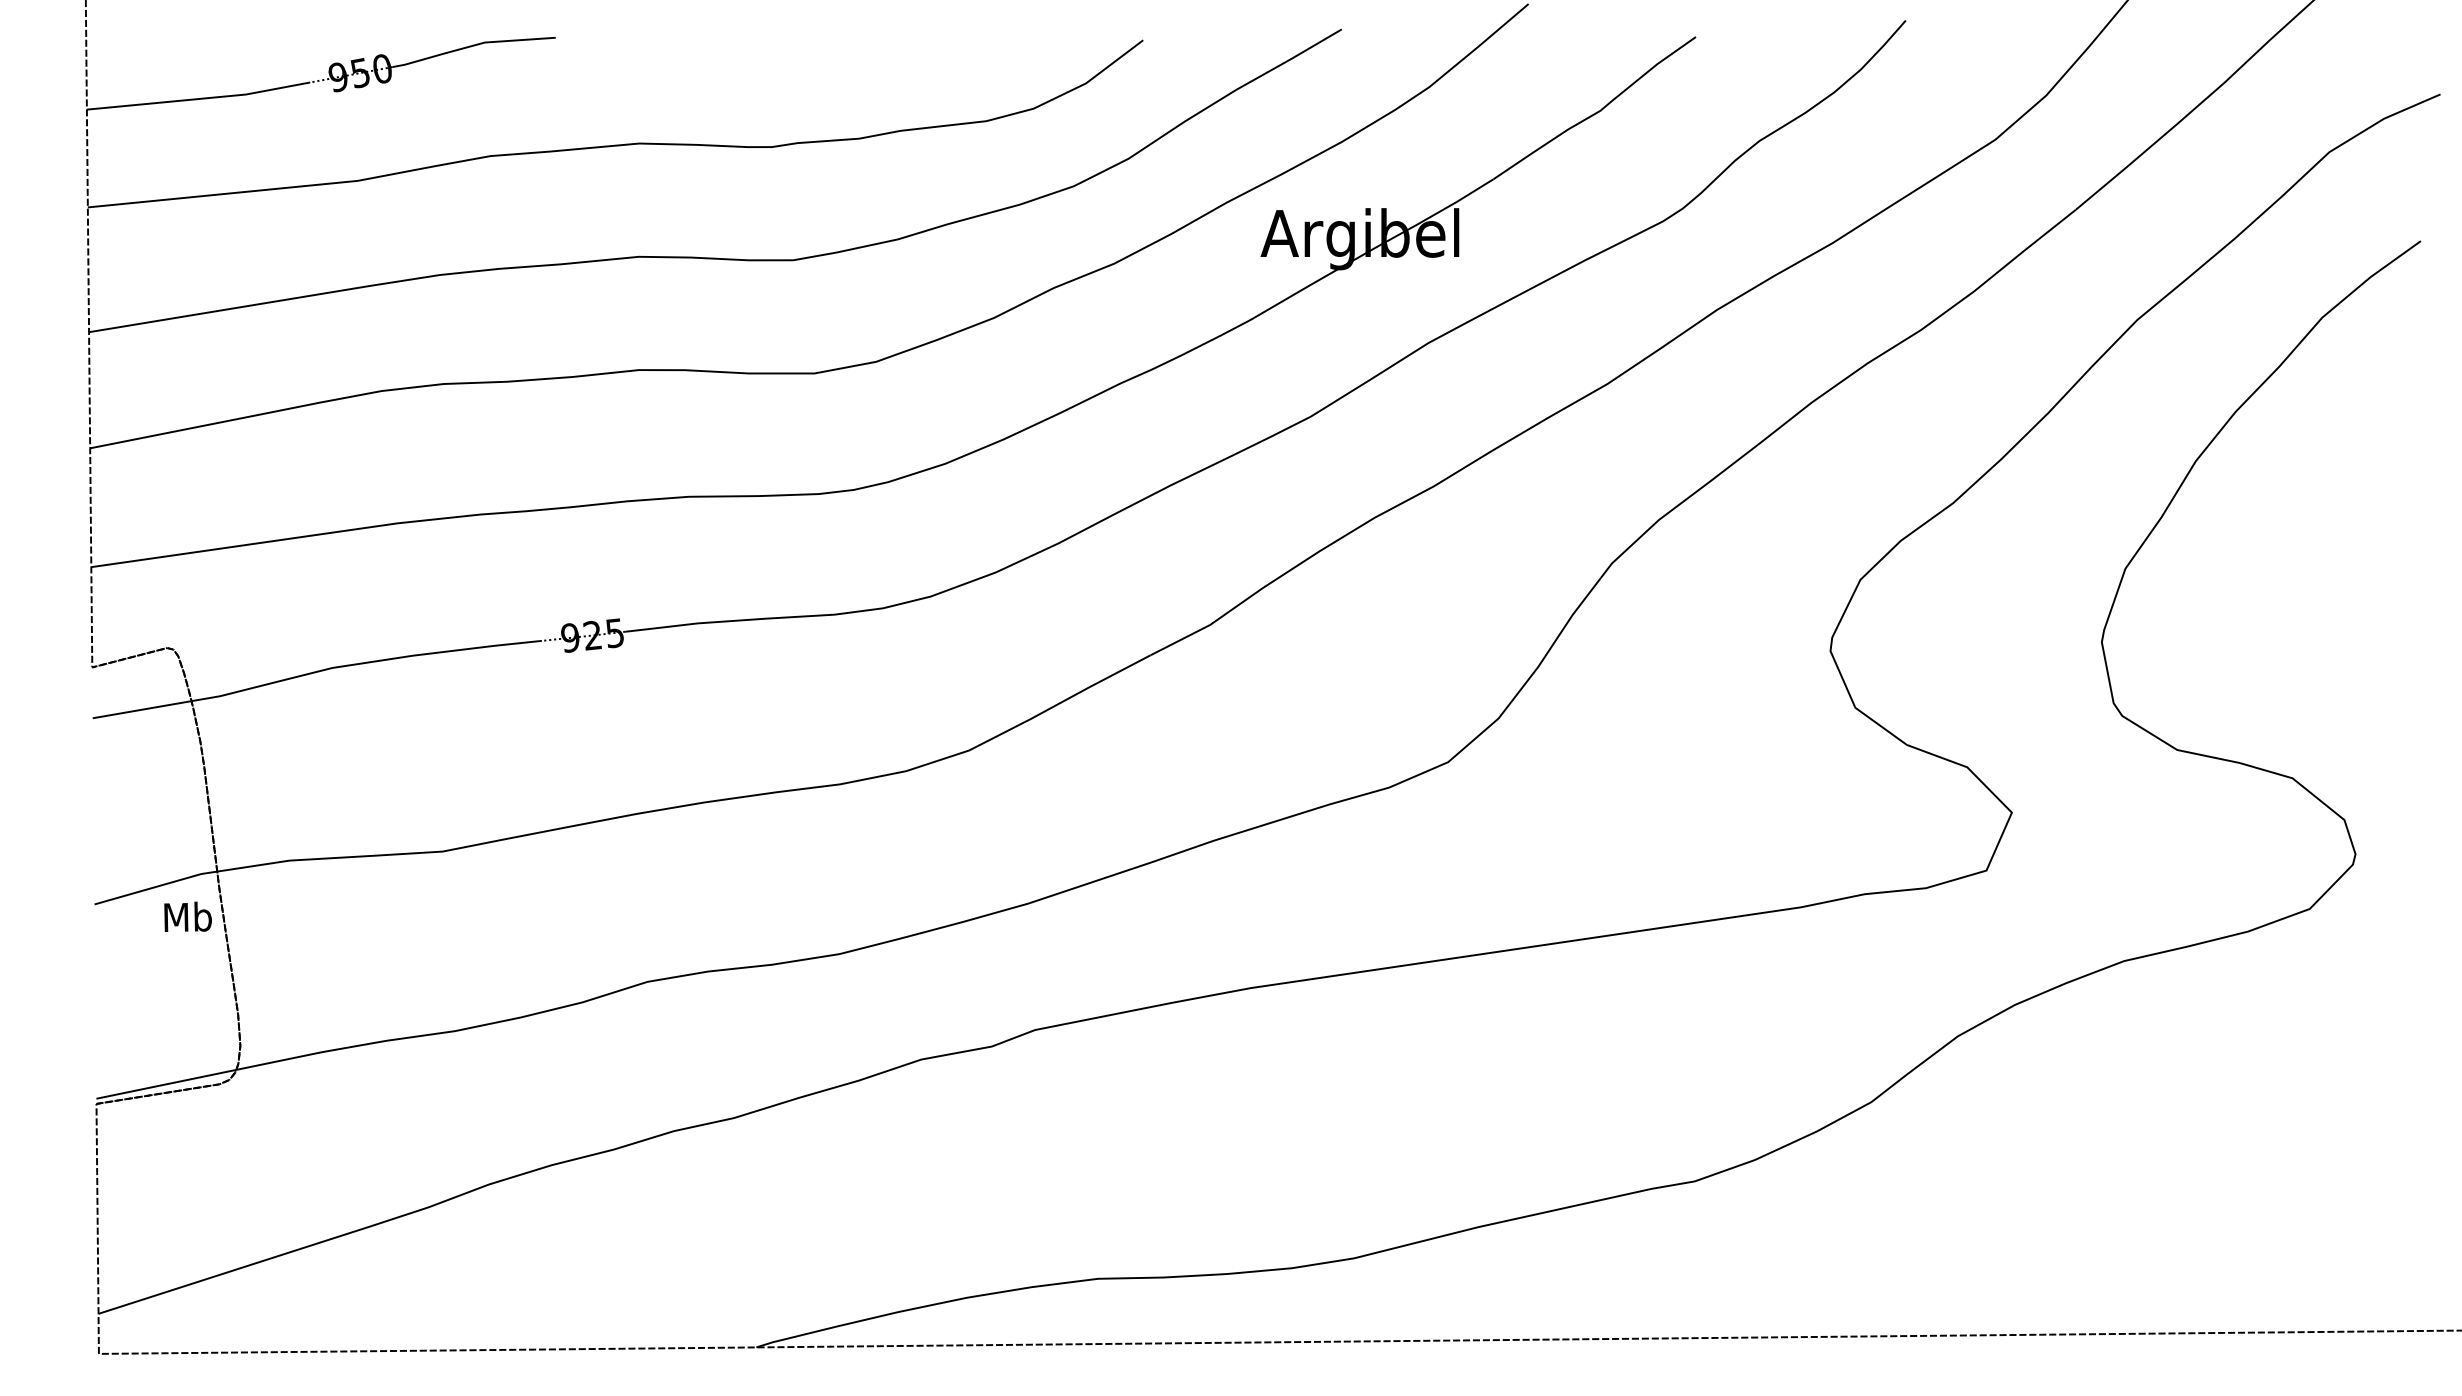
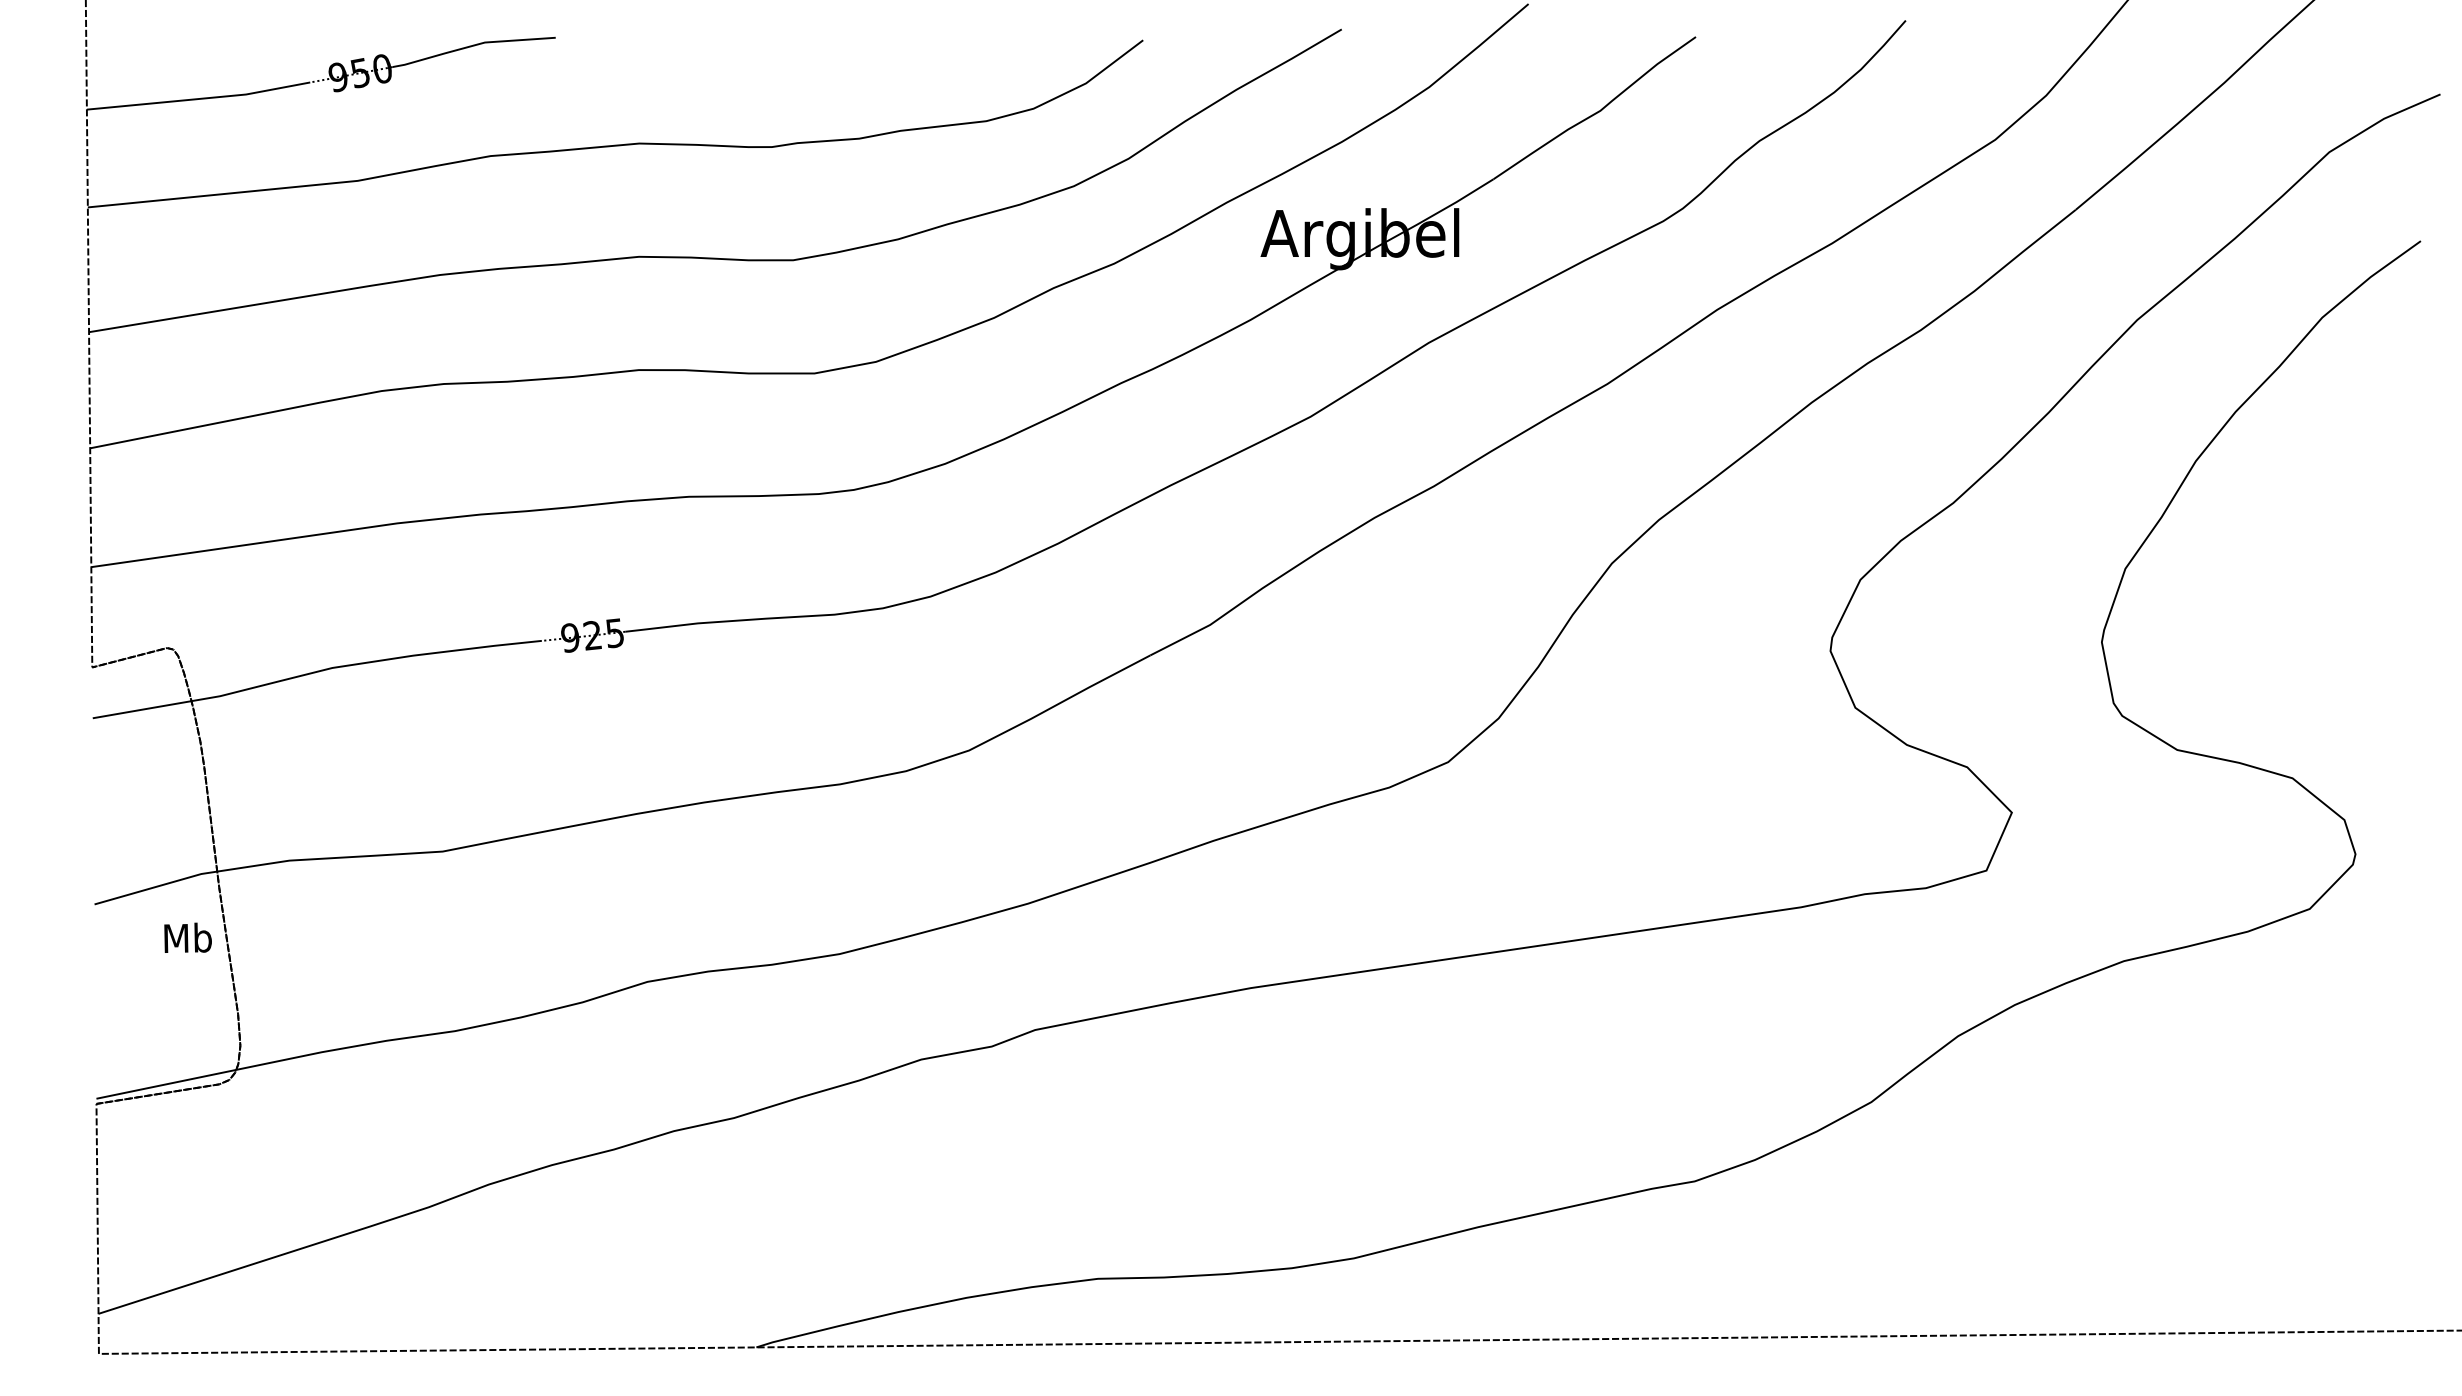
text position: (187, 916) -> (187, 937) (187, 937)
